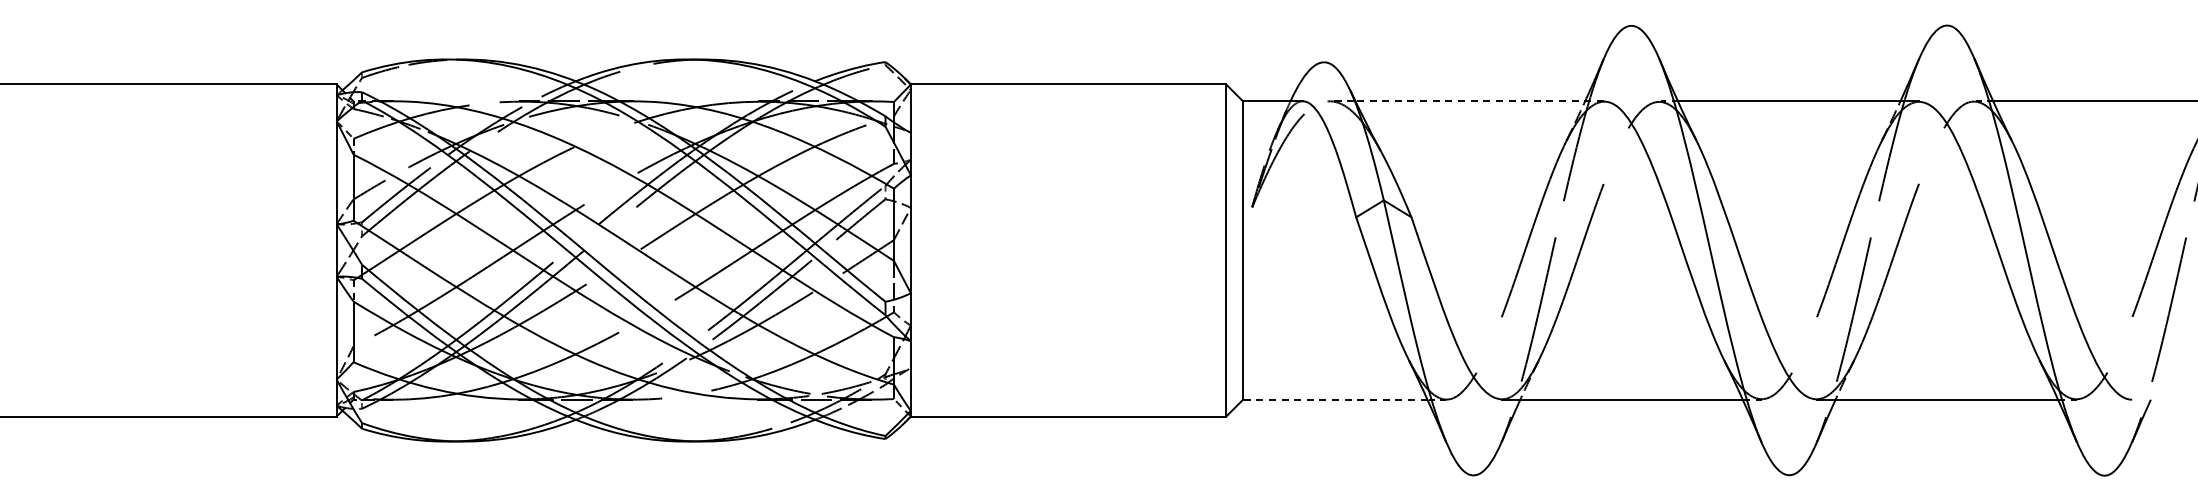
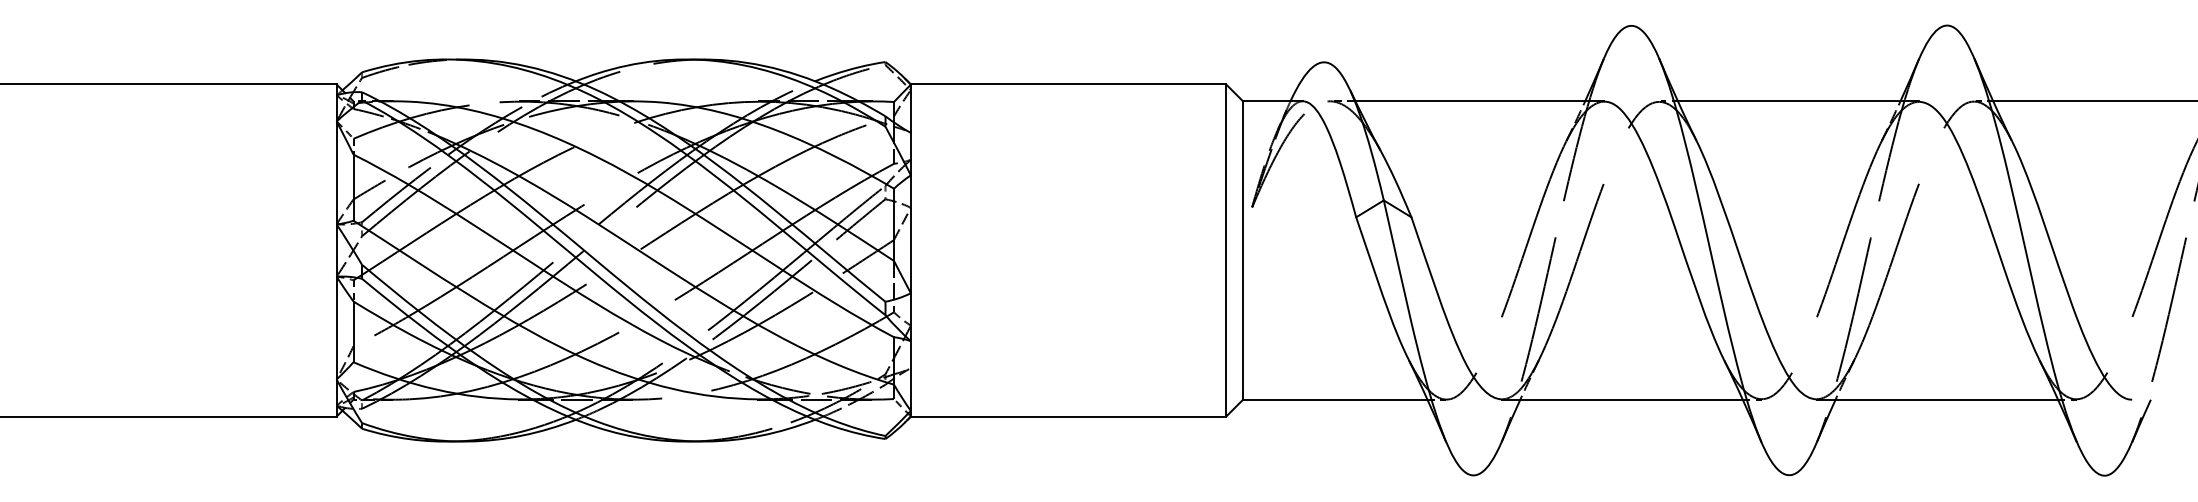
line: dashed -> solid (1479, 101)
line: dashed -> solid (1334, 399)
